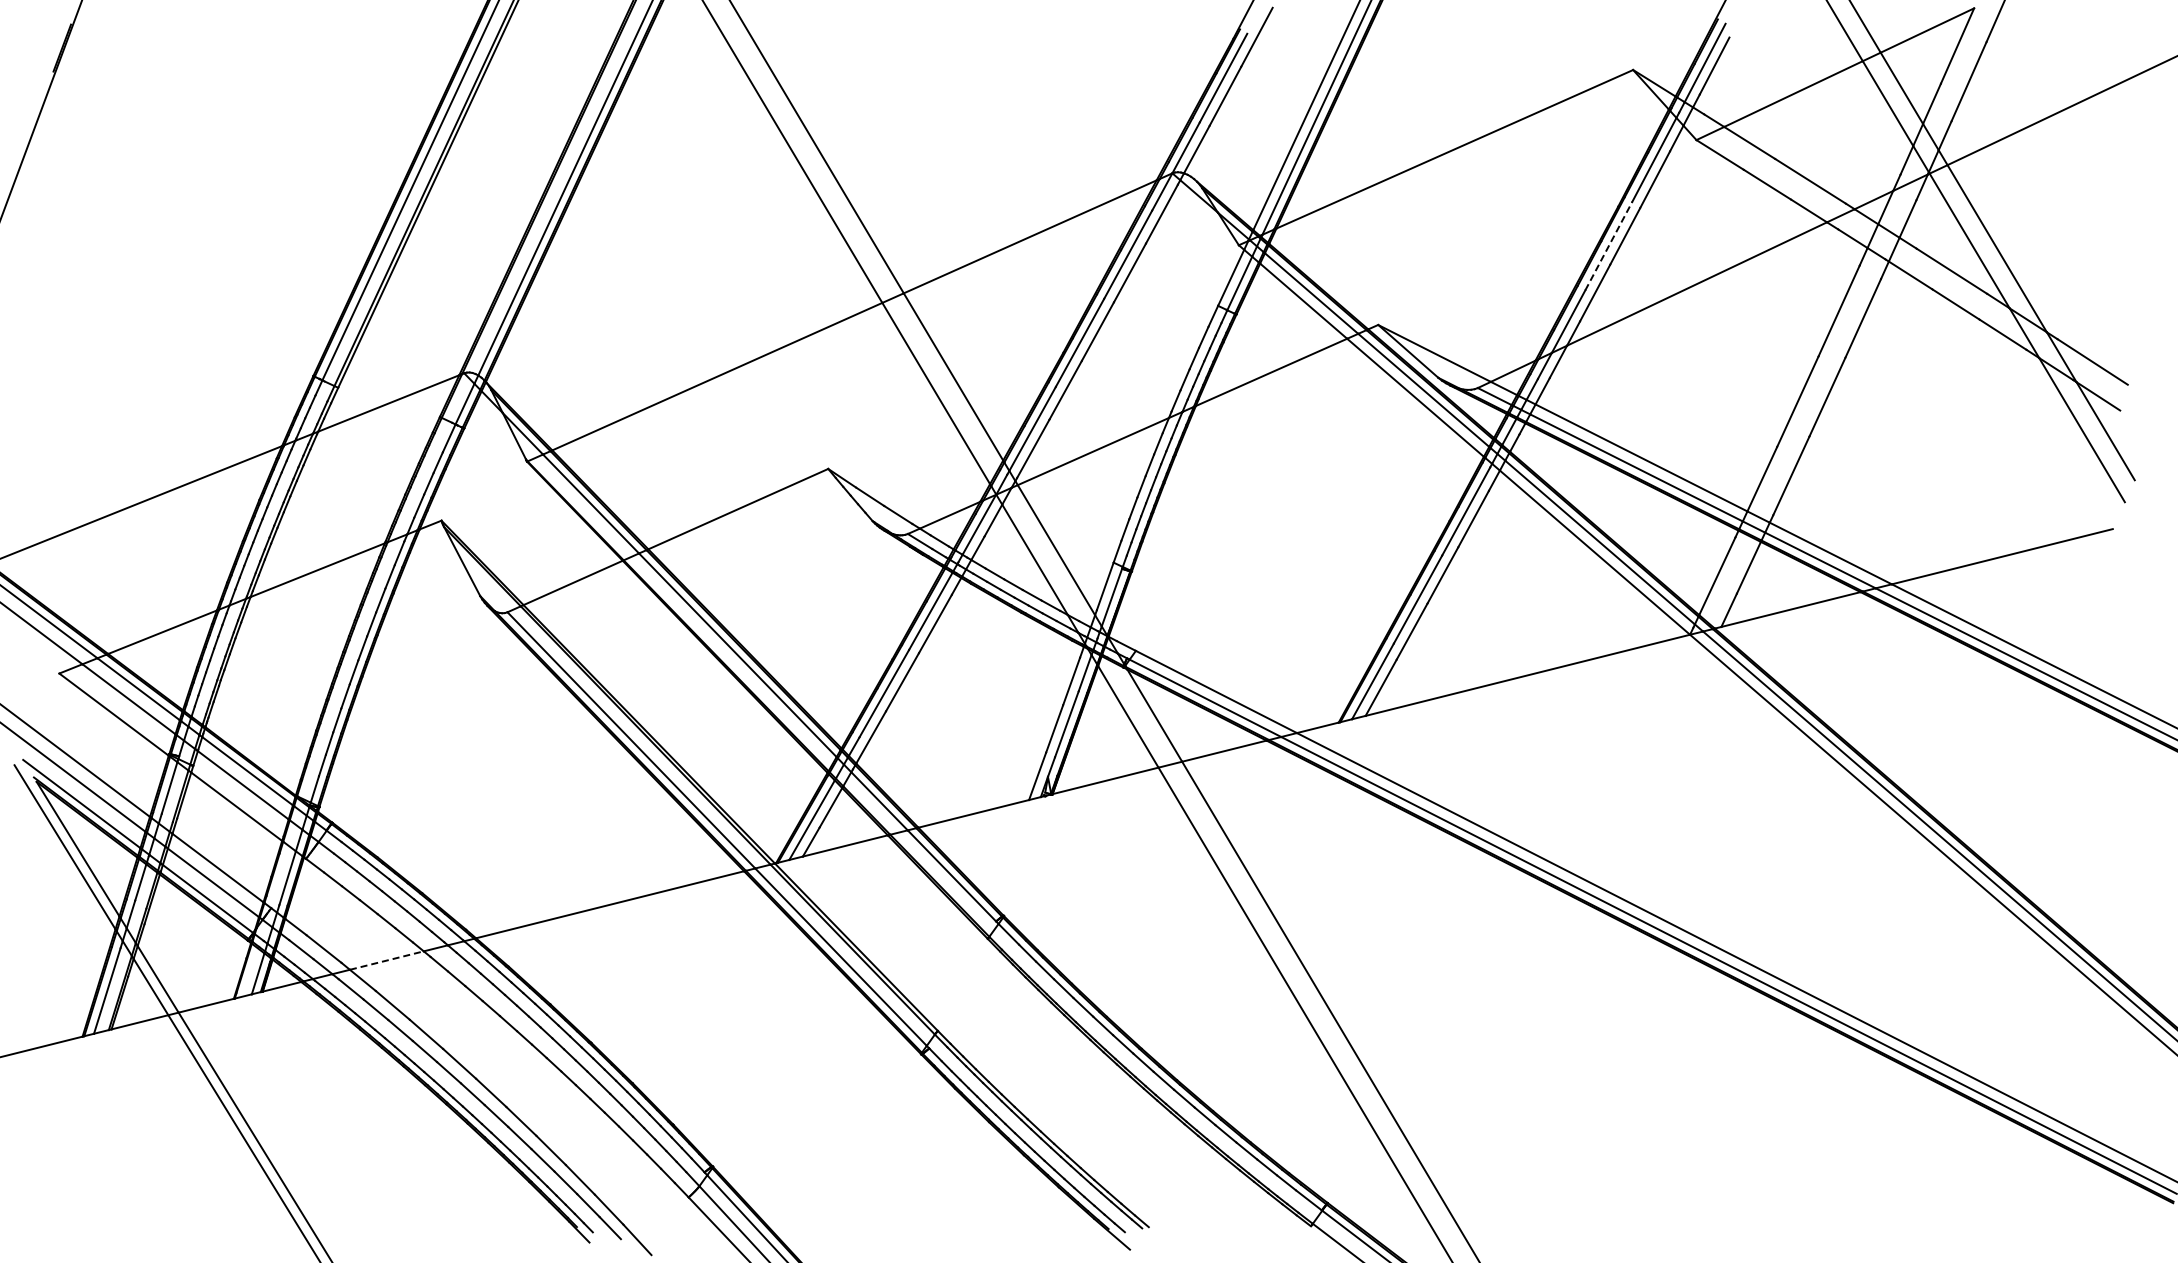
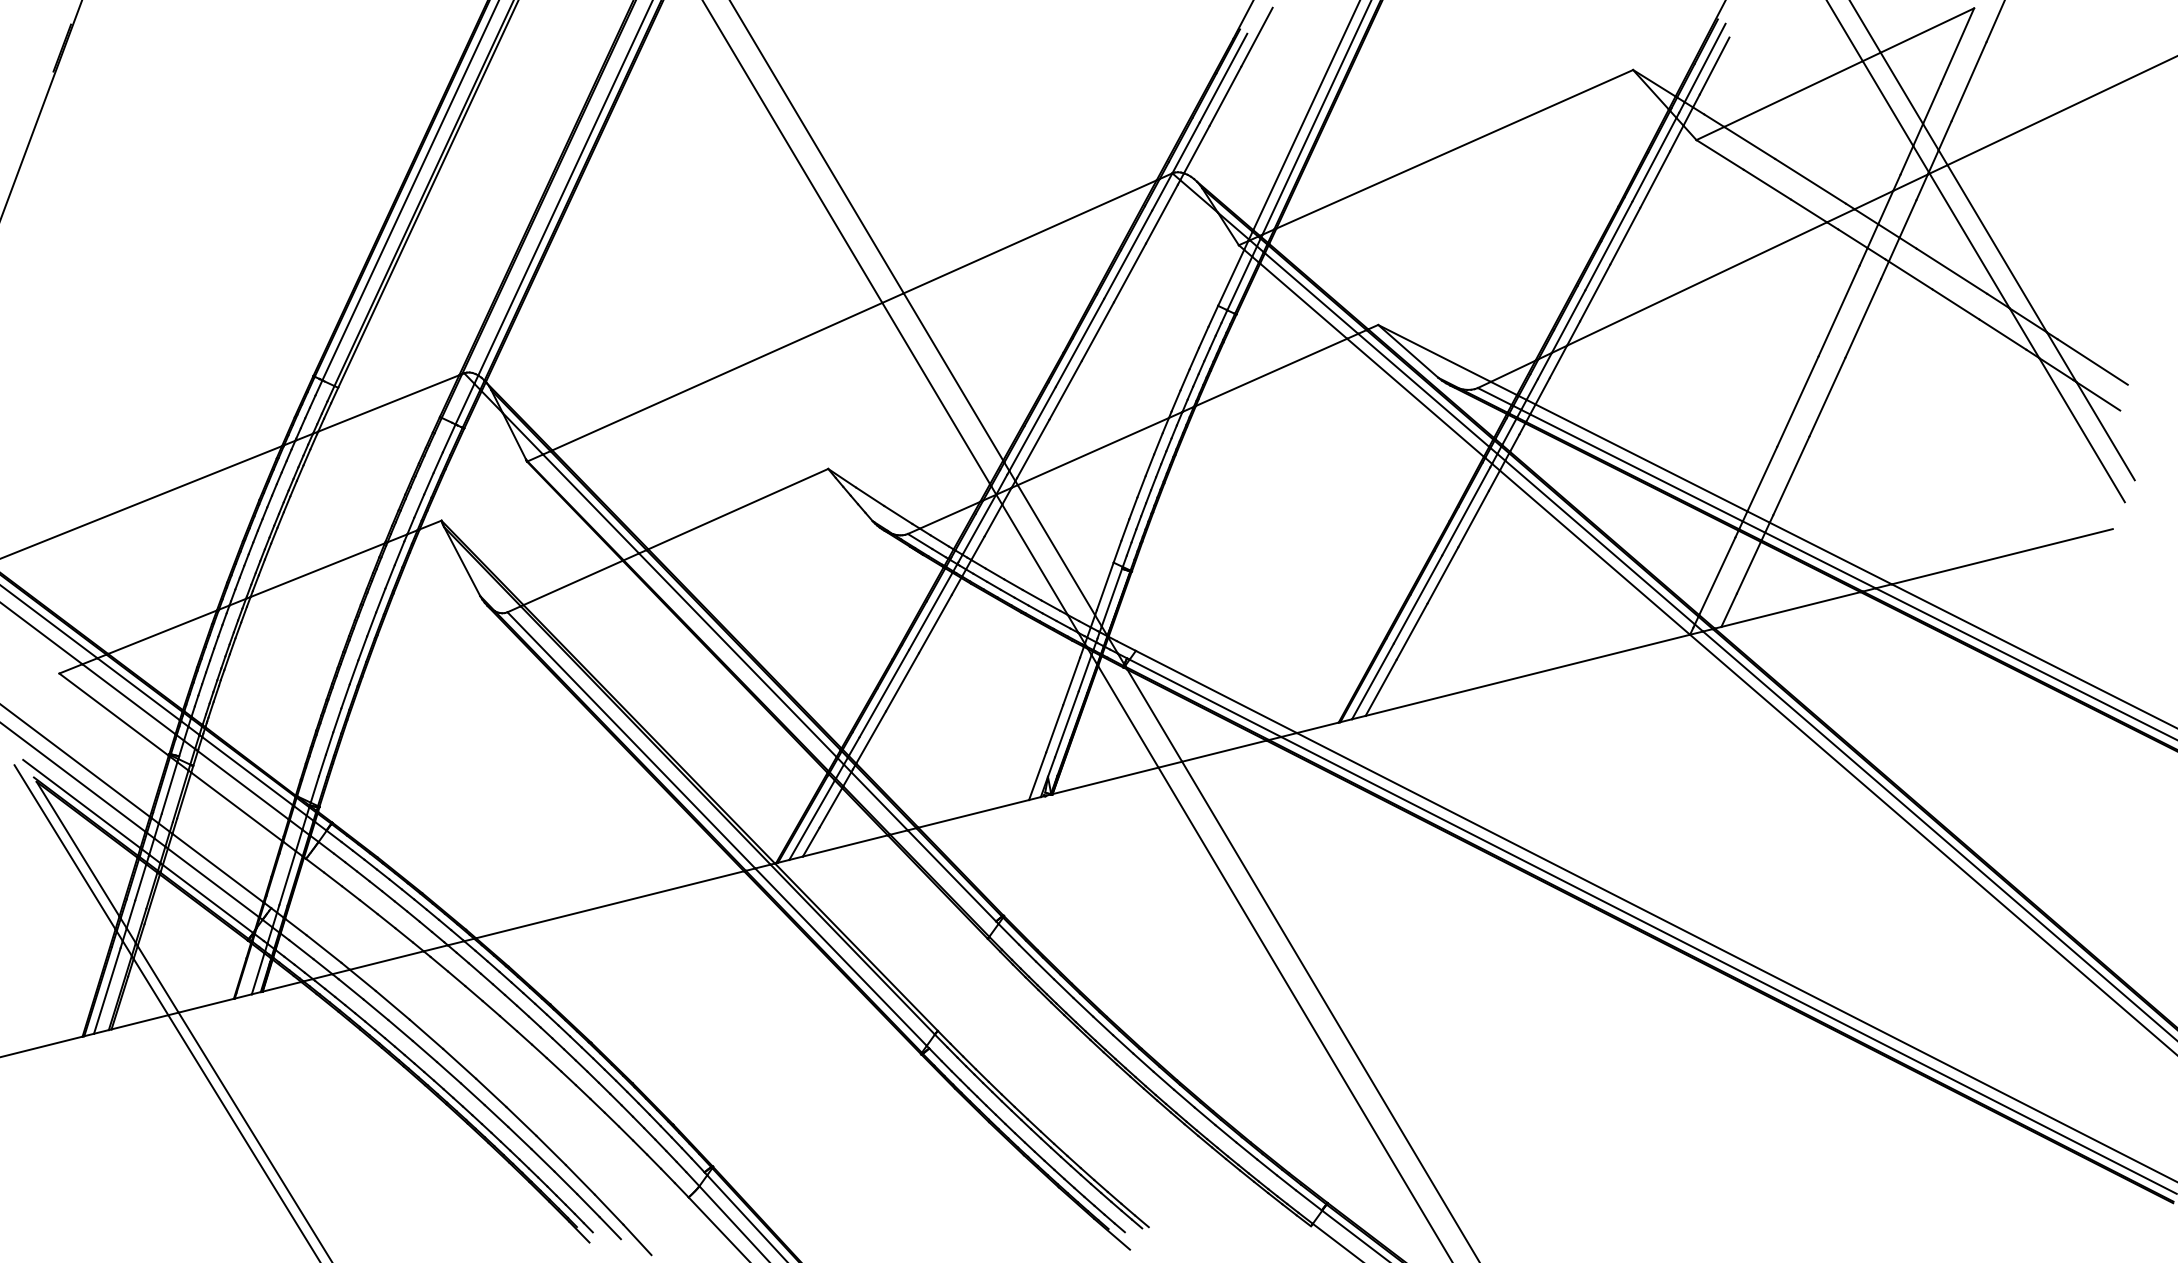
line: dashed -> solid (1609, 245)
line: dashed -> solid (387, 960)
